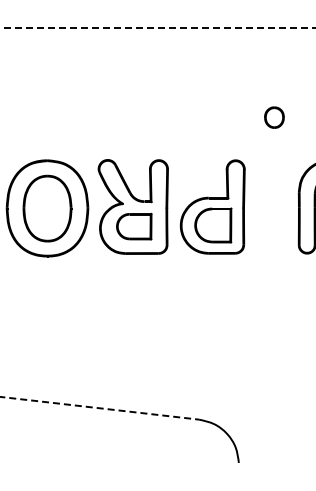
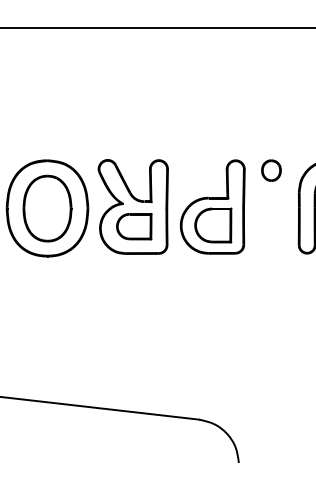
line: dashed -> solid (158, 28)
part position: (274, 117) -> (271, 170) (271, 170)
line: dashed -> solid (100, 408)
